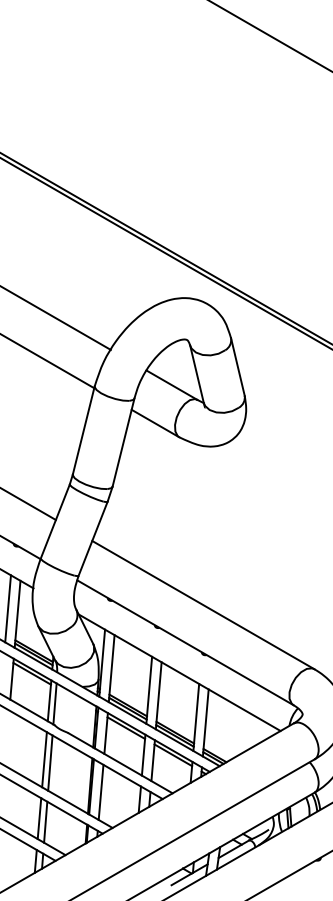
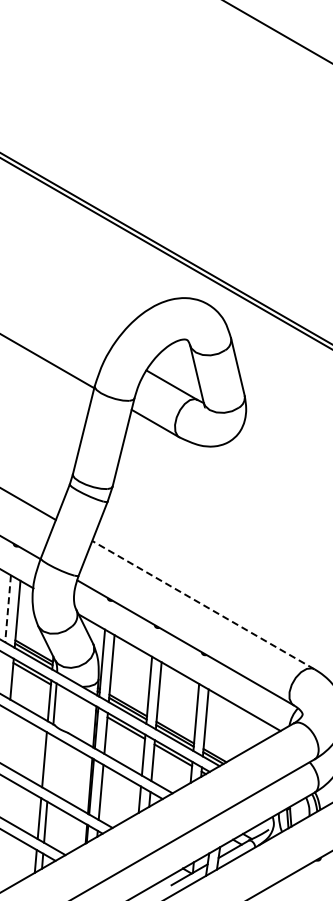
line position: (270, 36) -> (277, 31) (277, 31)
line: present -> none (56, 318)
line: solid -> dashed (202, 604)
line: solid -> dashed (8, 608)
line: present -> none (50, 762)
